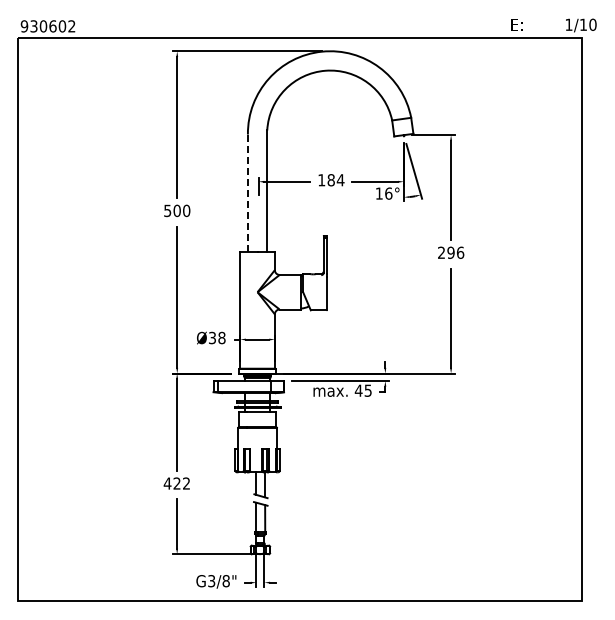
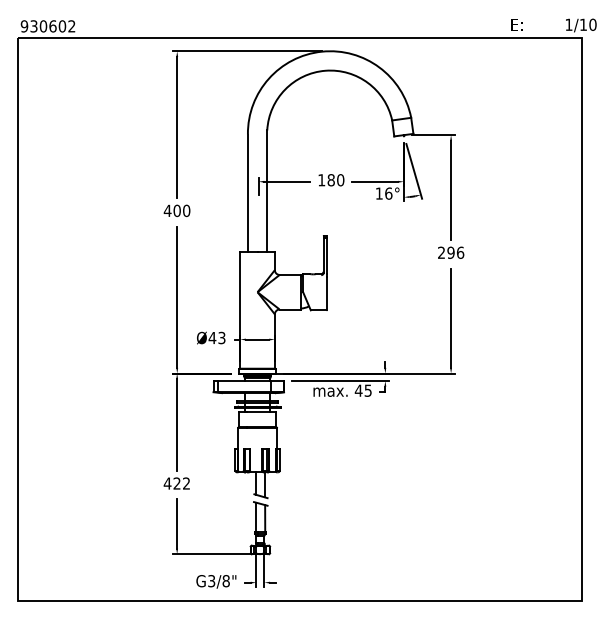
text: 184 -> 180 (340, 180)
line: dashed -> solid (247, 193)
text: 500 -> 400 (167, 210)
text: Ø38 -> Ø43 (216, 337)
